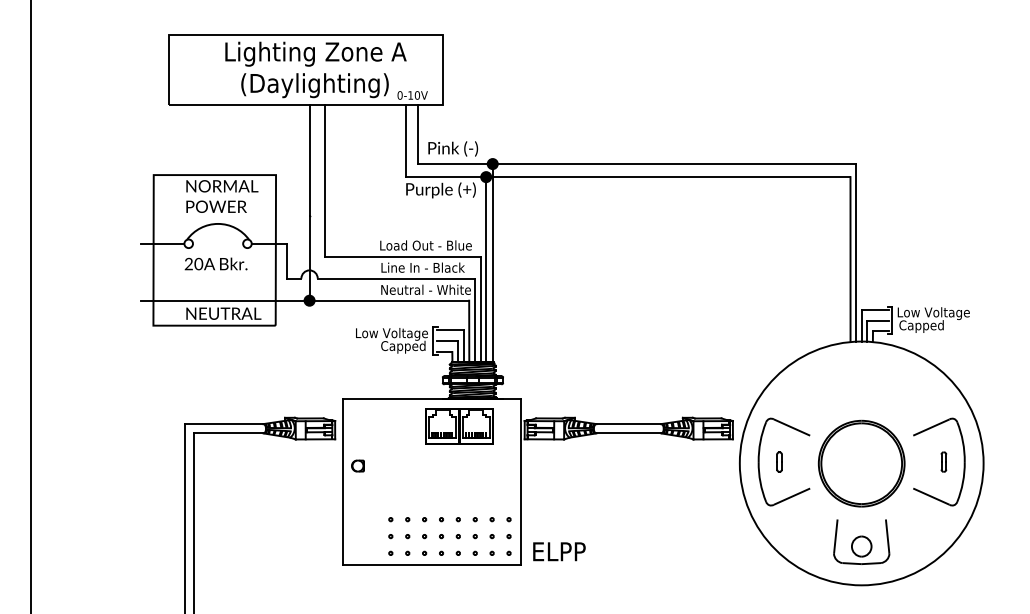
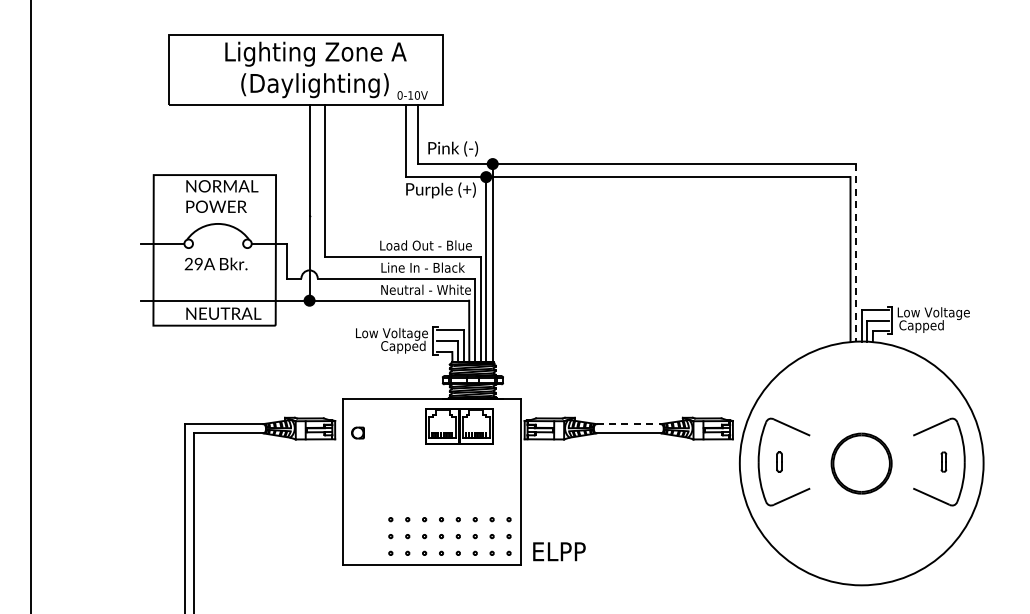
line: solid -> dashed (856, 252)
text: 20A -> 29A (198, 264)
line: solid -> dashed (629, 424)
part size: 89x89 px -> 63x63 px (861, 463)
part position: (357, 465) -> (357, 432) (357, 432)
part: present -> none (861, 541)
